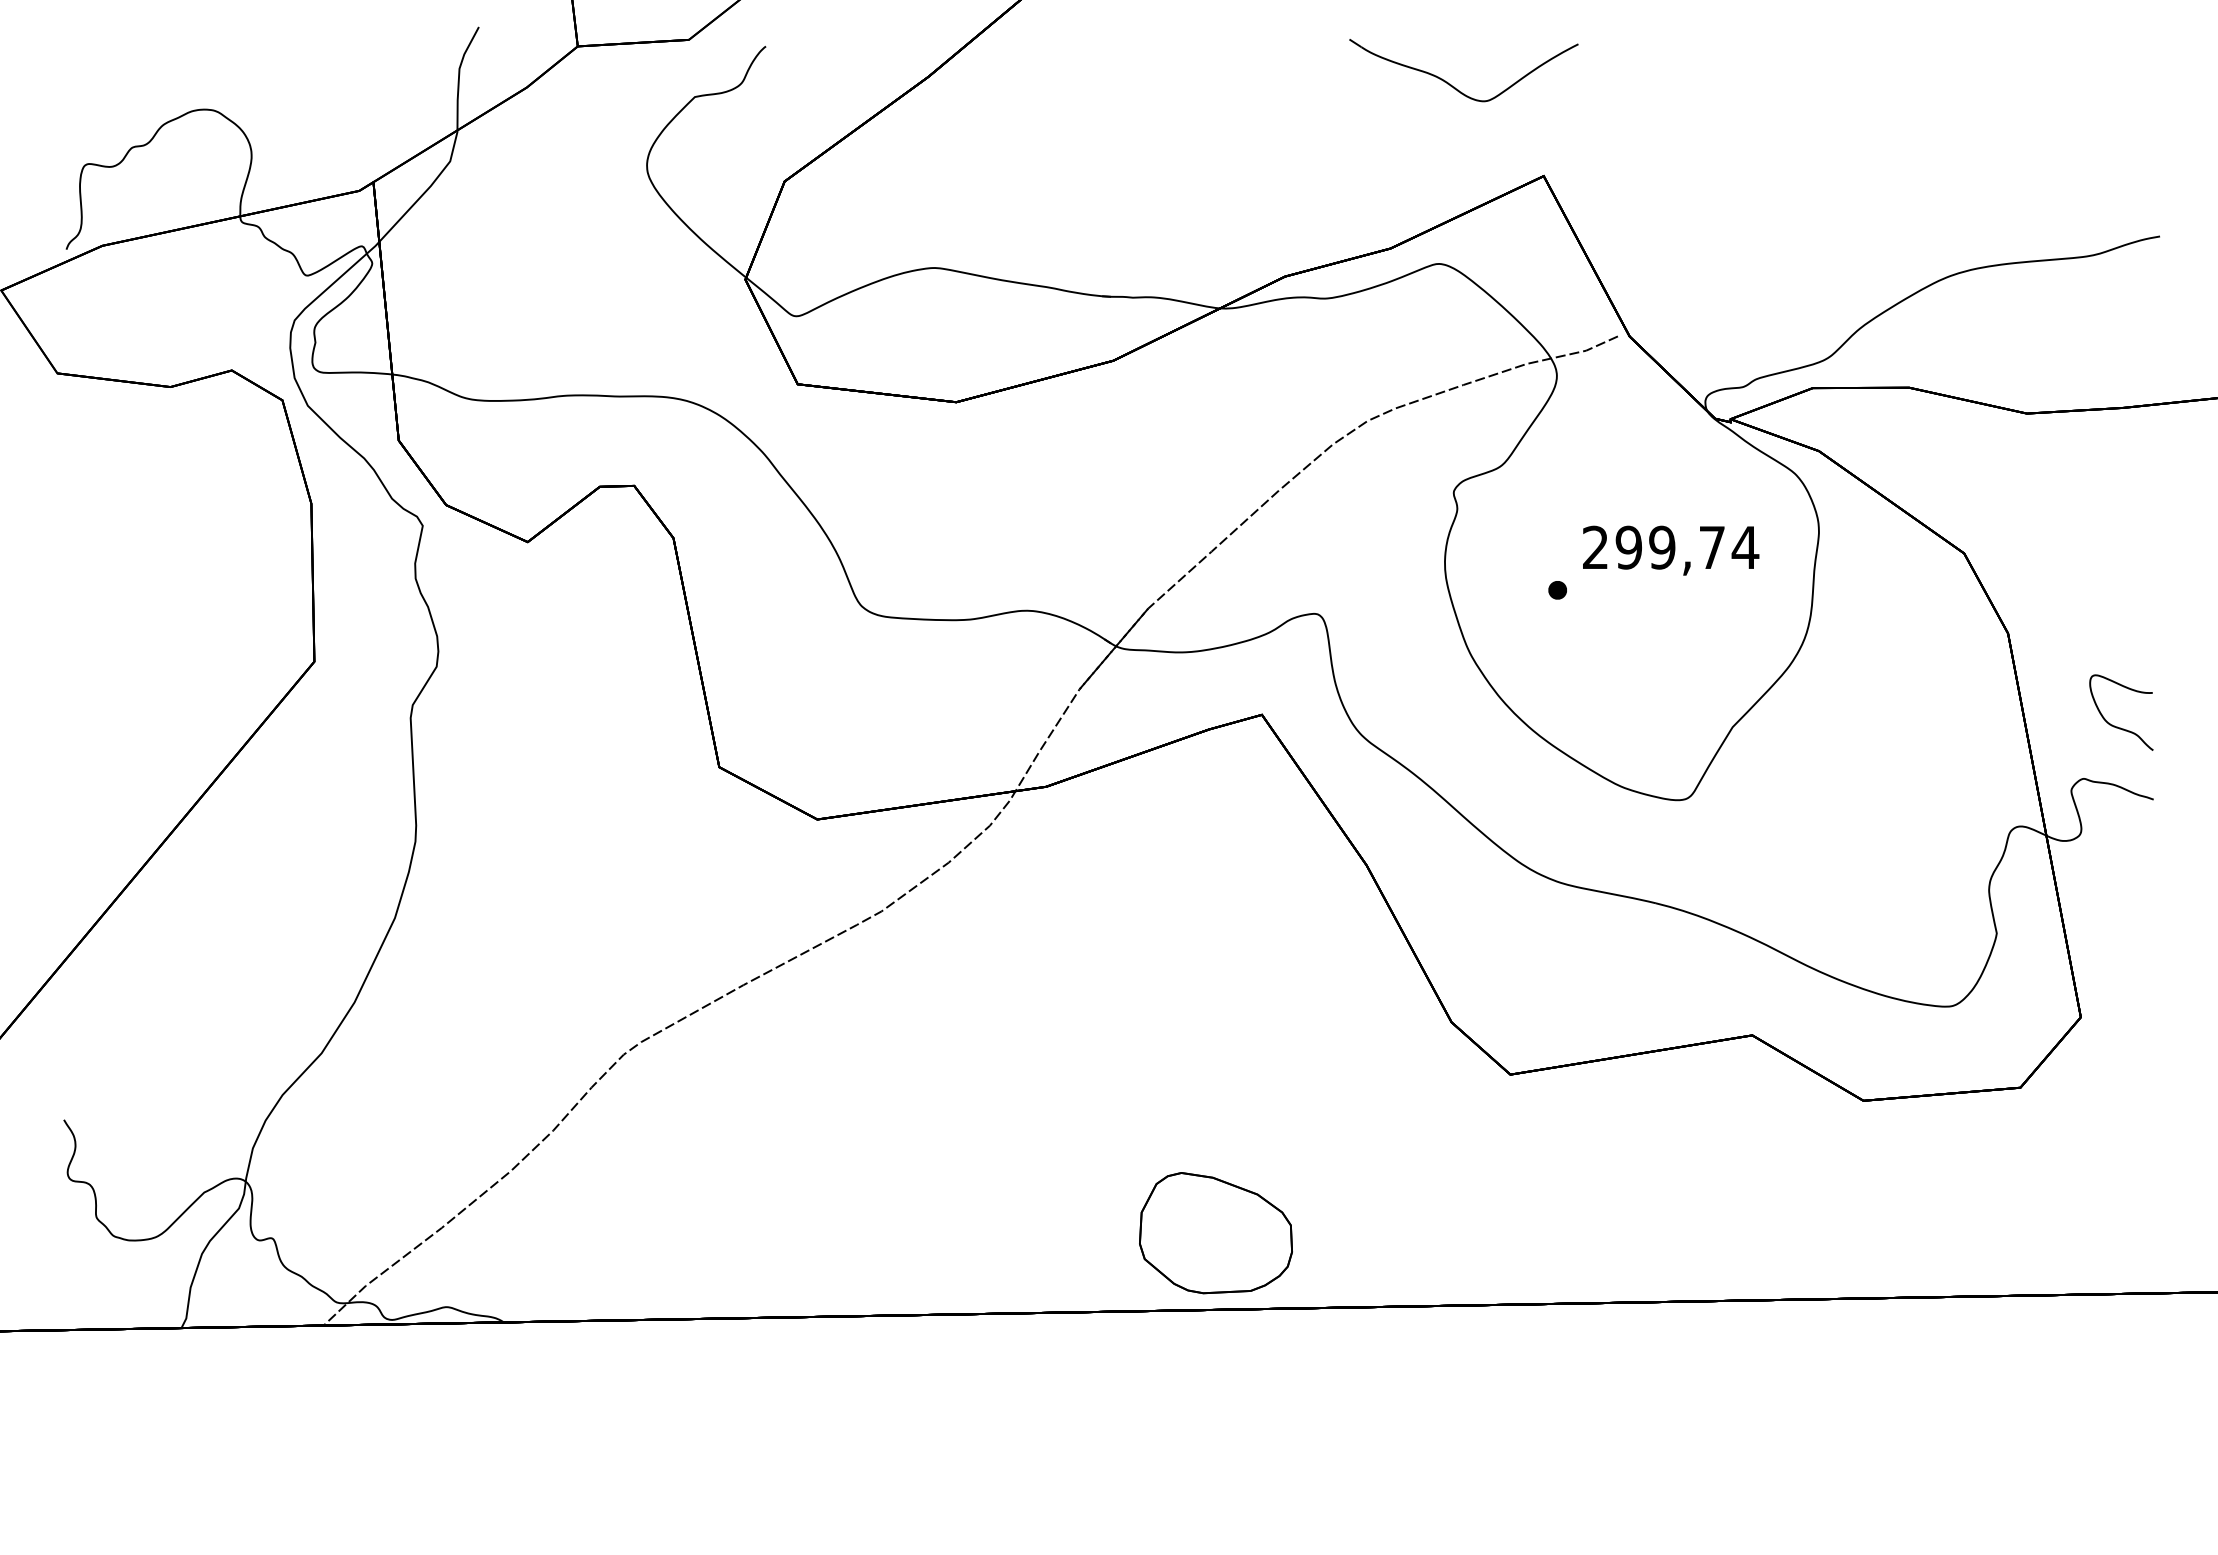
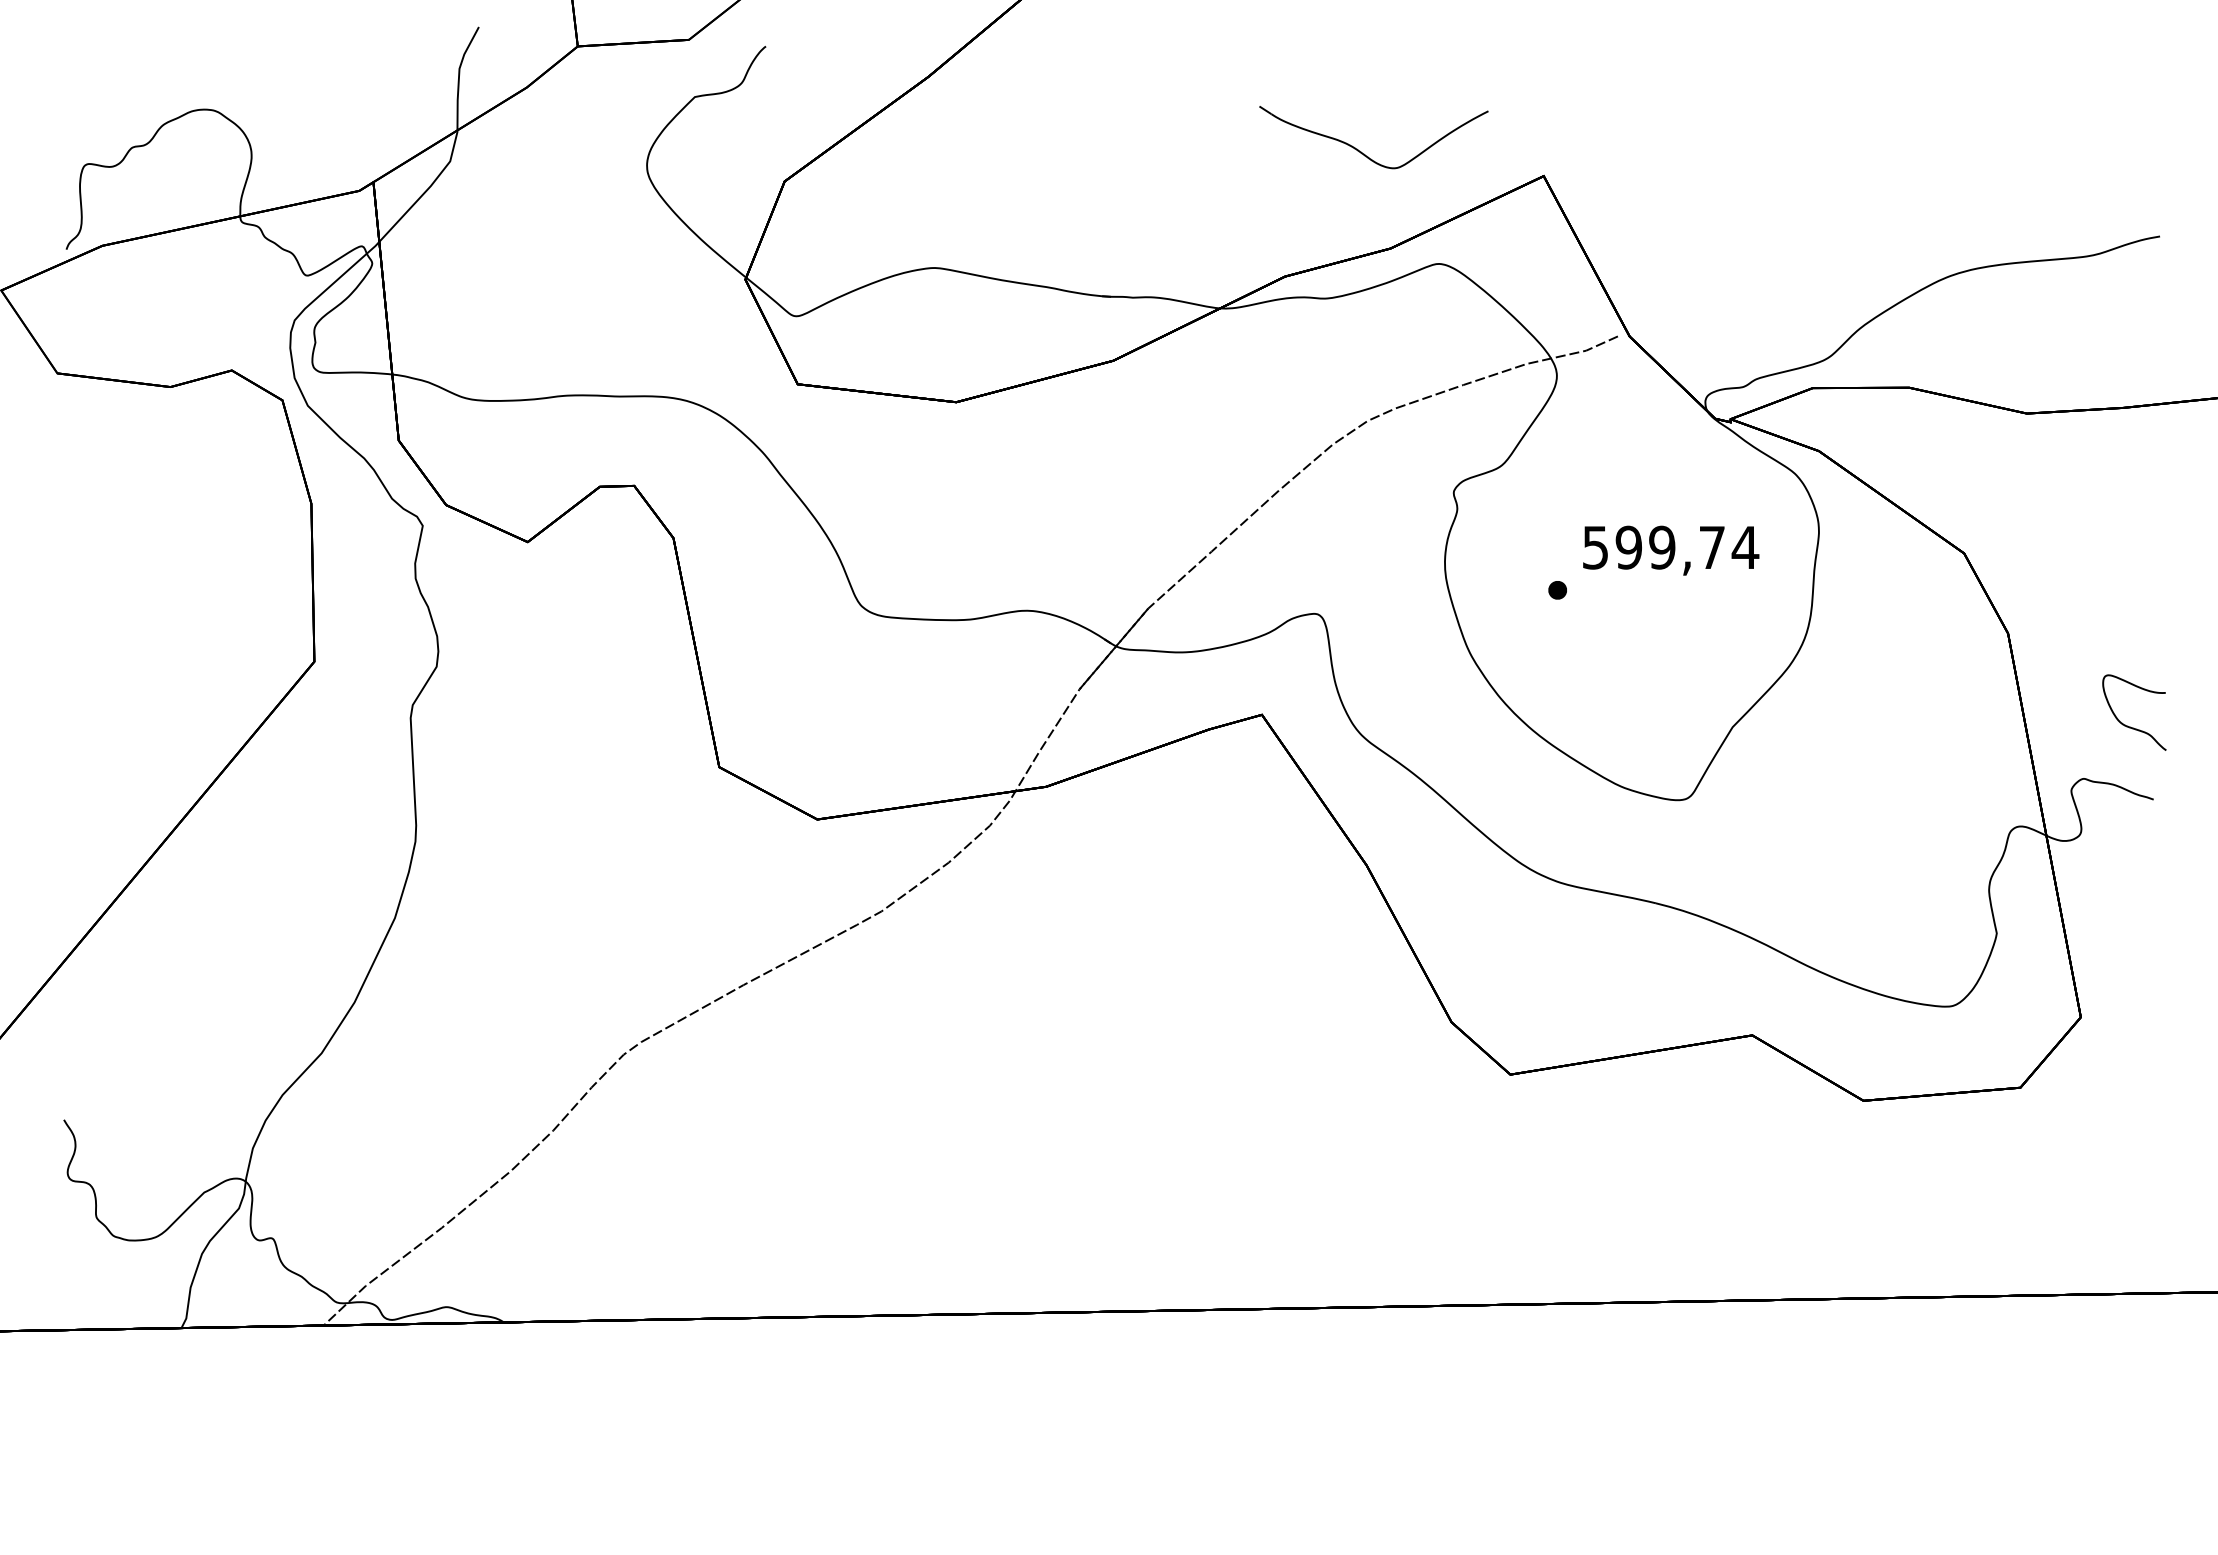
part position: (1454, 86) -> (1364, 153) (1364, 153)
text: 299,74 -> 599,74 (1595, 547)
curve position: (2117, 726) -> (2130, 726) (2130, 726)
part: present -> none (1215, 1233)
